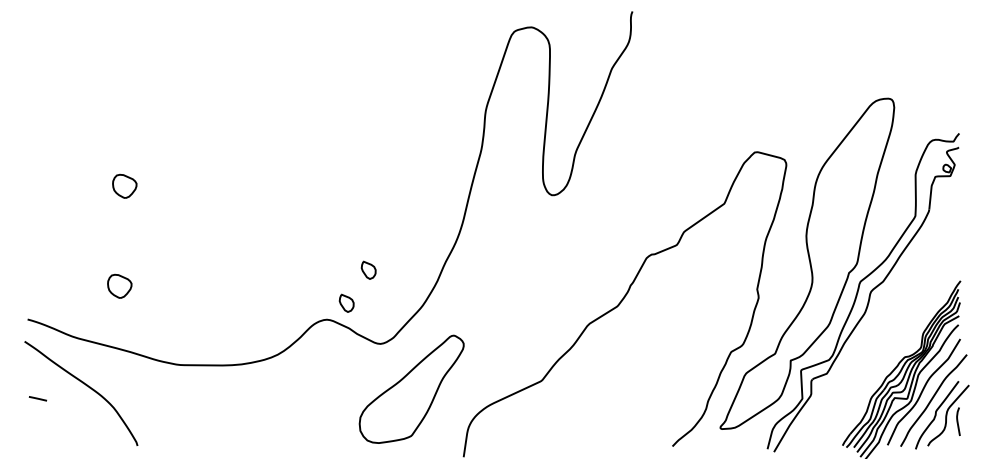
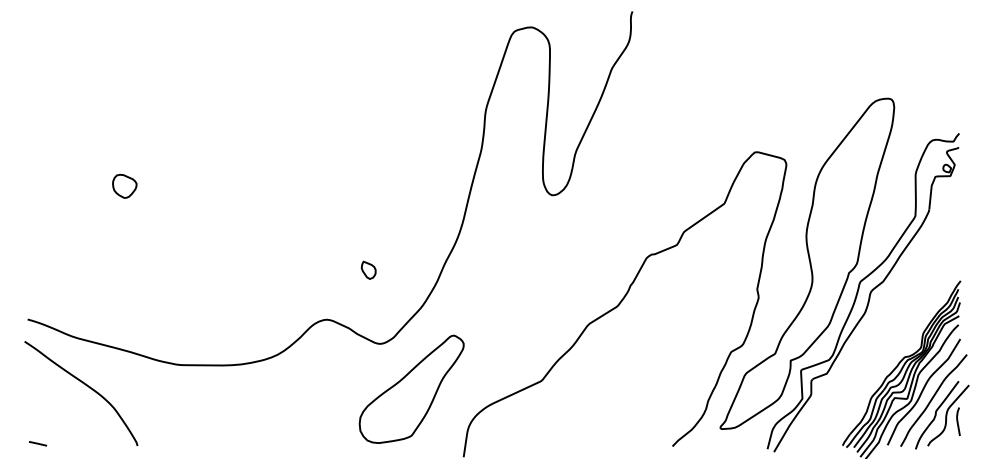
part: present -> none (119, 285)
part: present -> none (346, 302)
line position: (37, 398) -> (37, 443) (37, 443)
